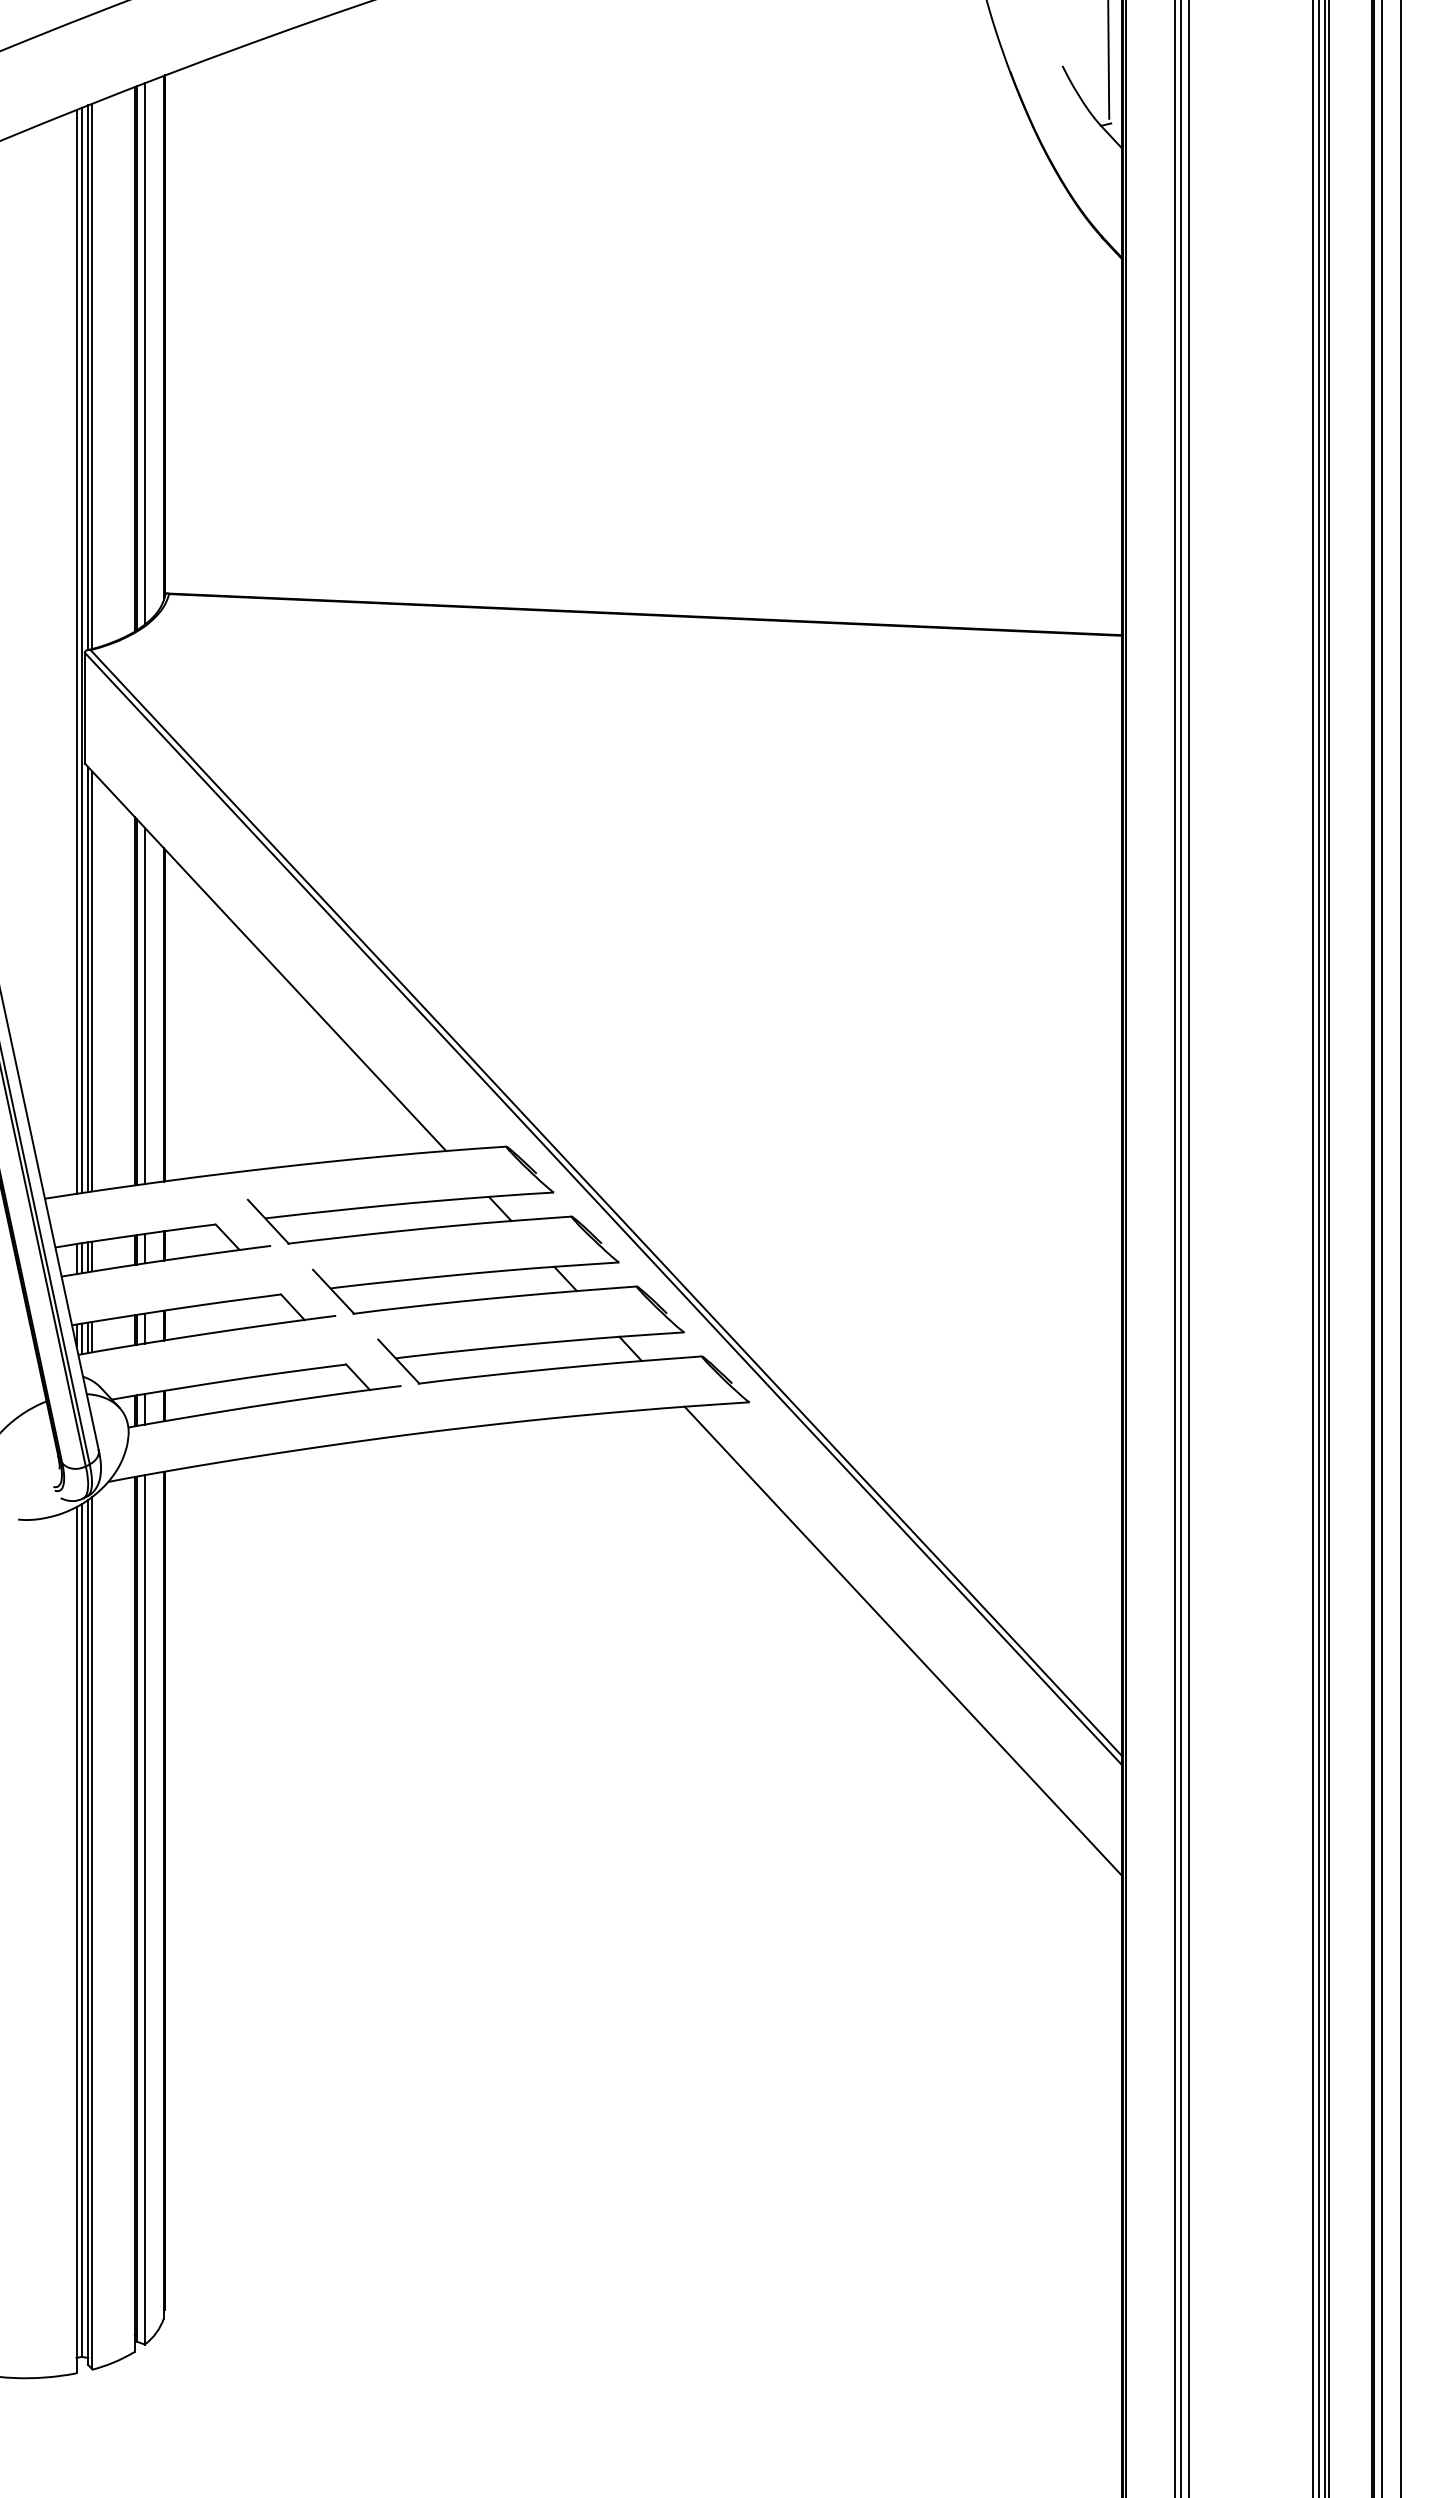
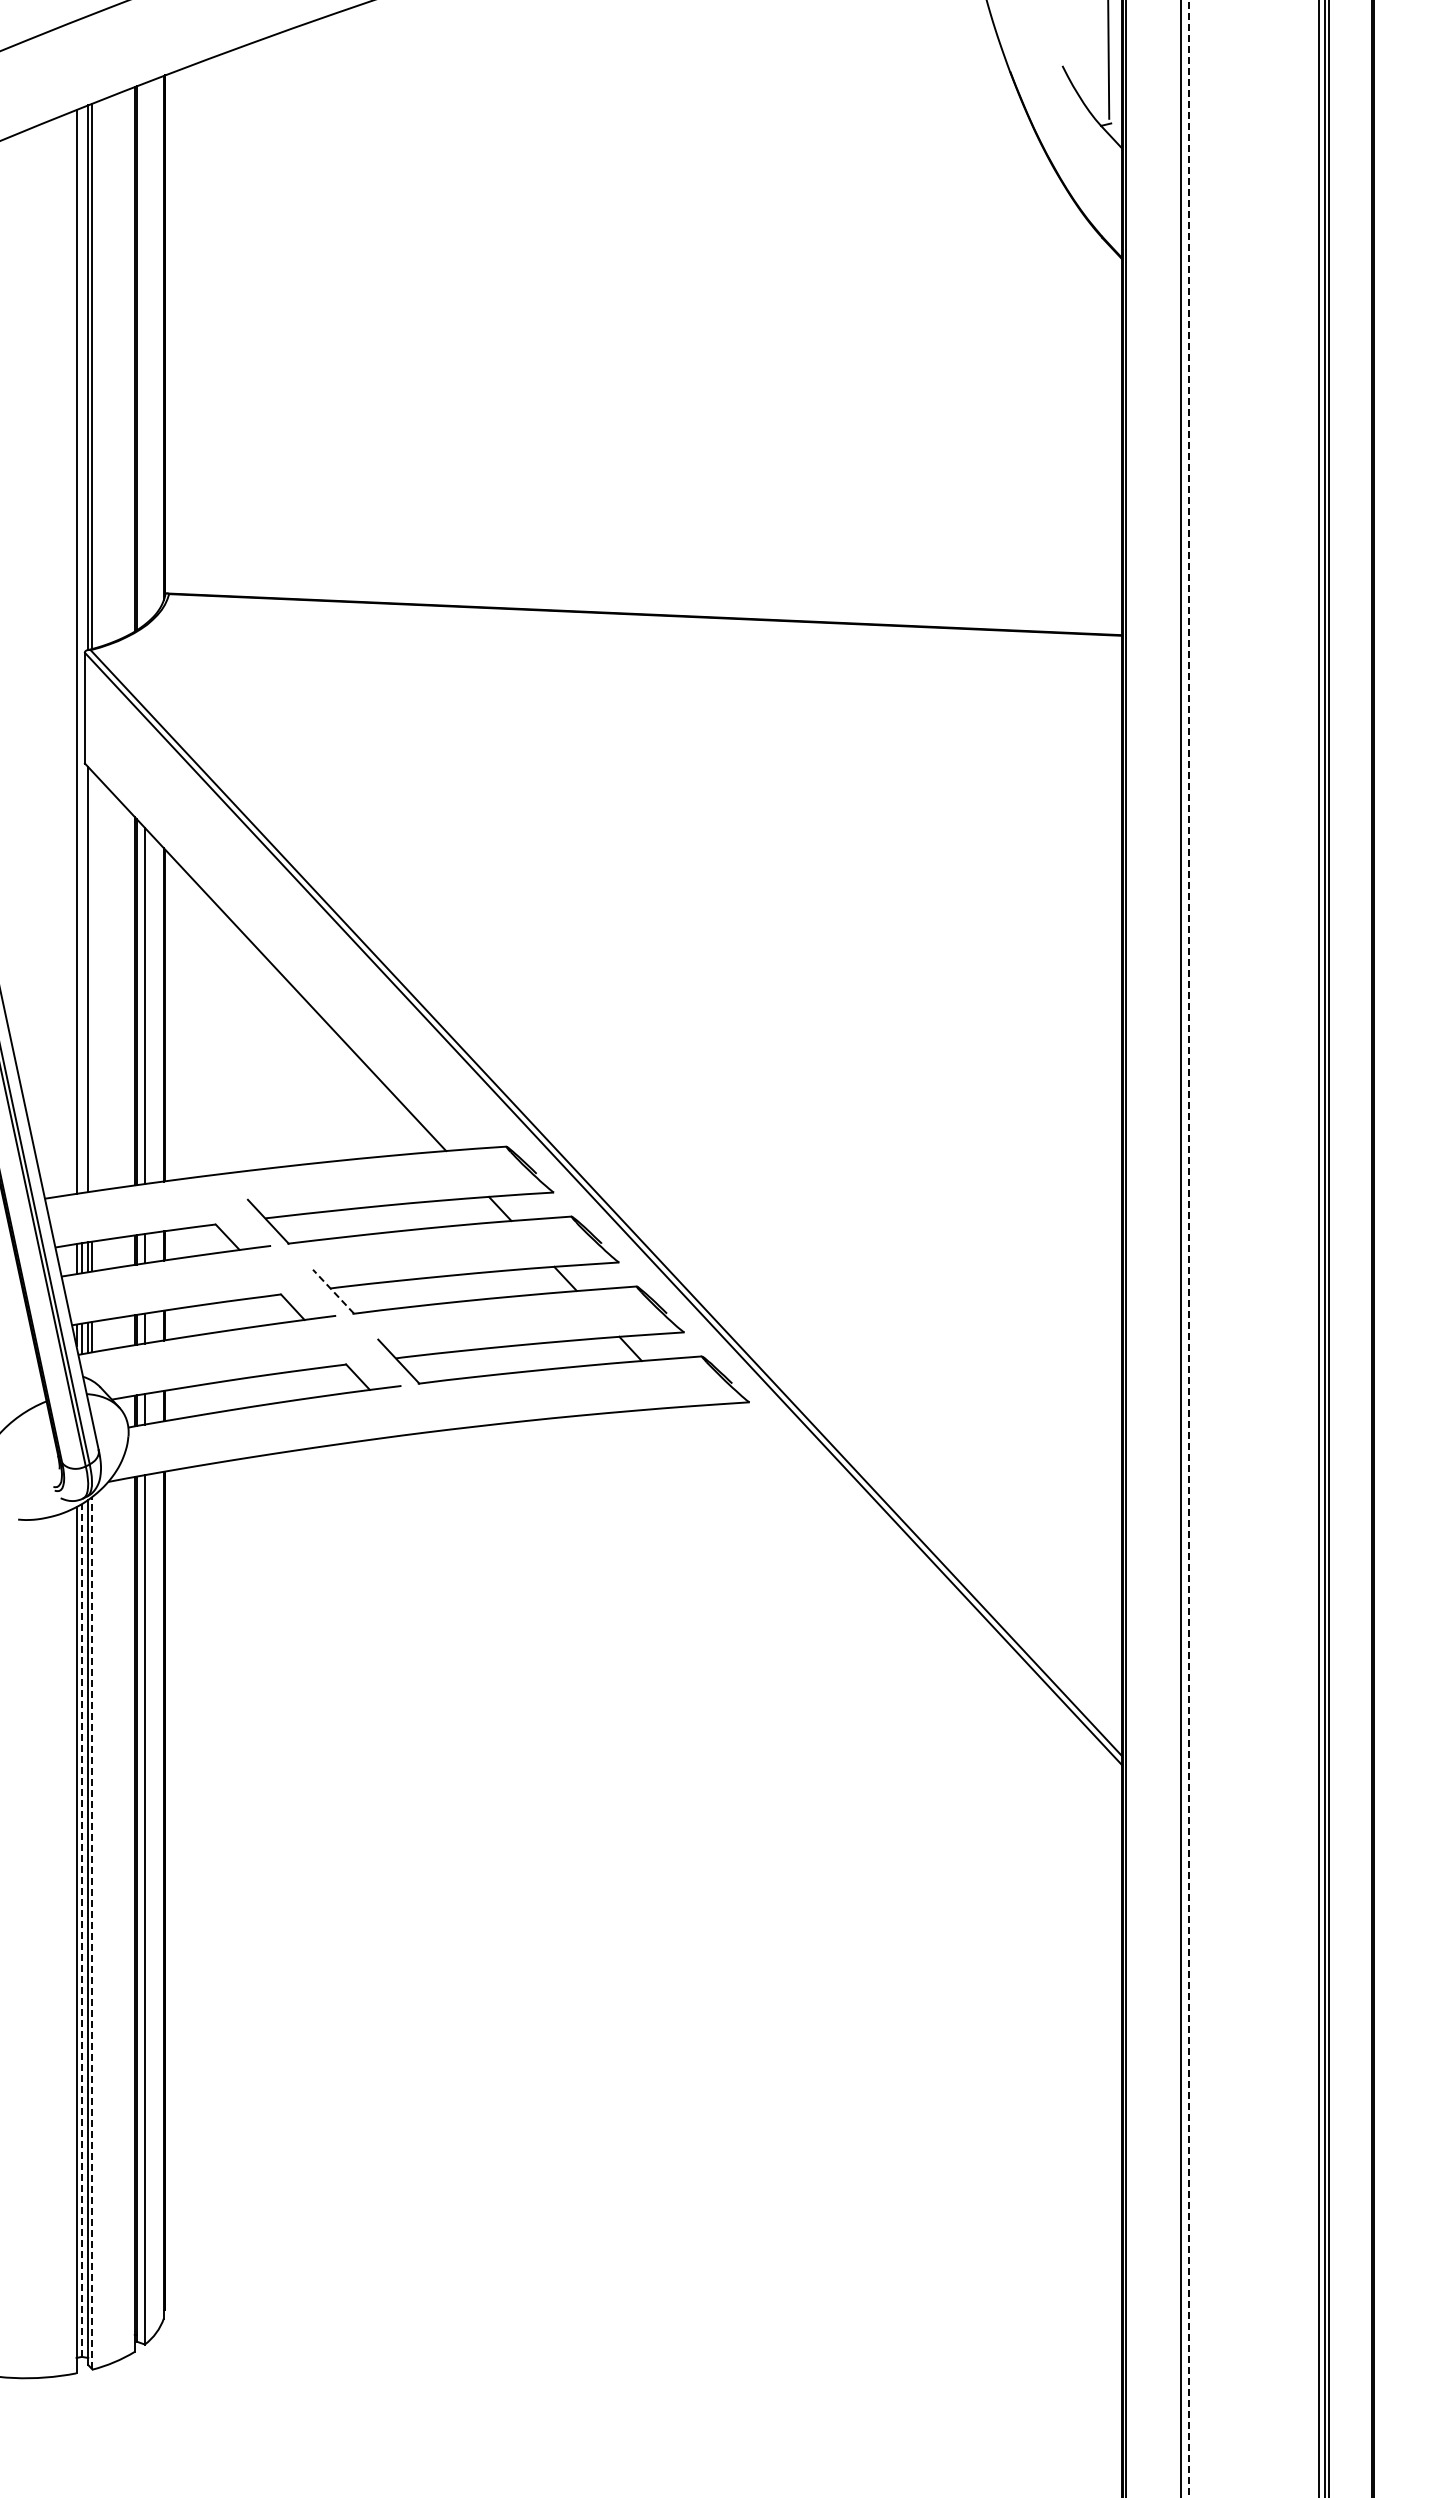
line: present -> none (144, 353)
line: present -> none (81, 649)
line: present -> none (92, 981)
line: present -> none (1174, 1248)
line: solid -> dashed (1189, 1248)
line: present -> none (1313, 1248)
line: present -> none (1381, 1248)
line: present -> none (1400, 1248)
line: solid -> dashed (333, 1291)
line: present -> none (903, 1641)
line: solid -> dashed (81, 1929)
line: solid -> dashed (92, 1932)
